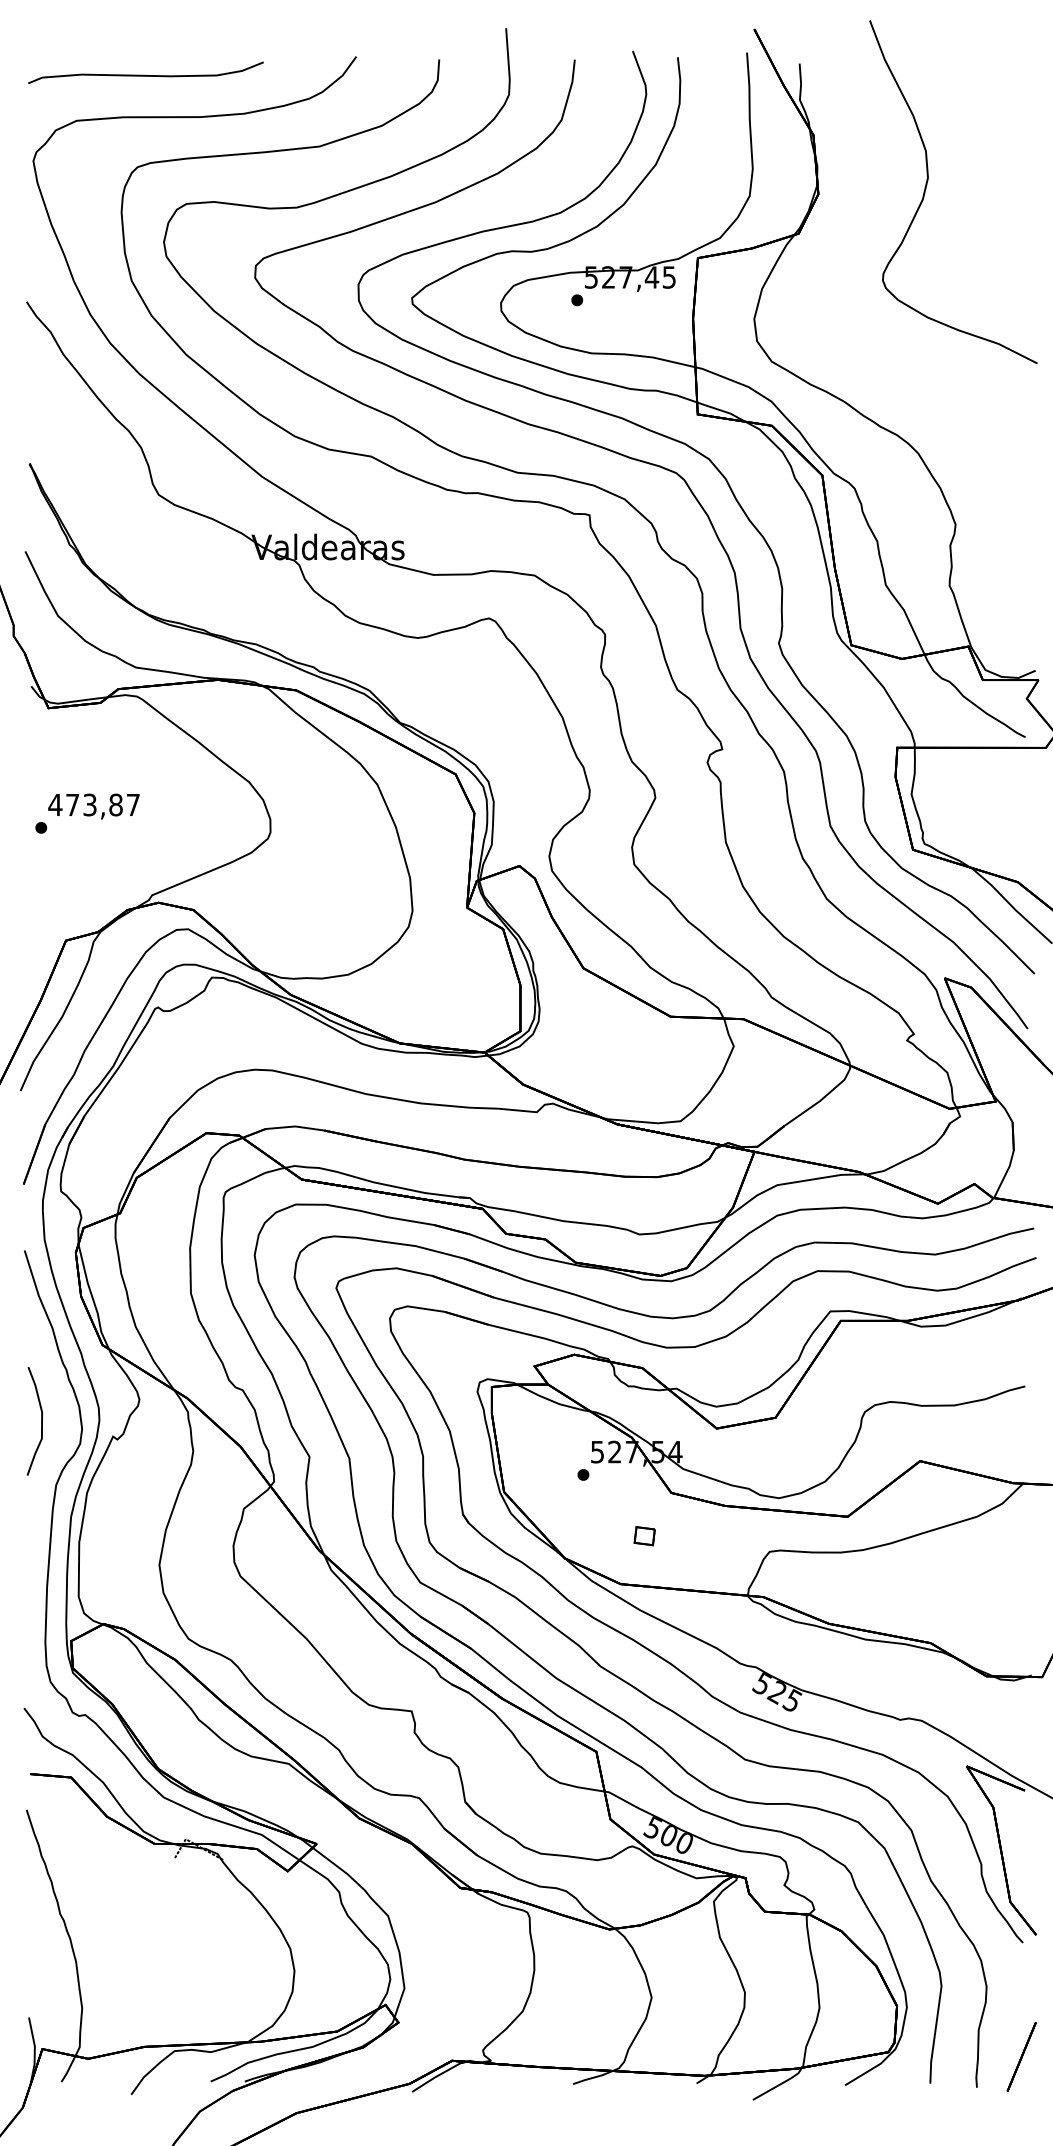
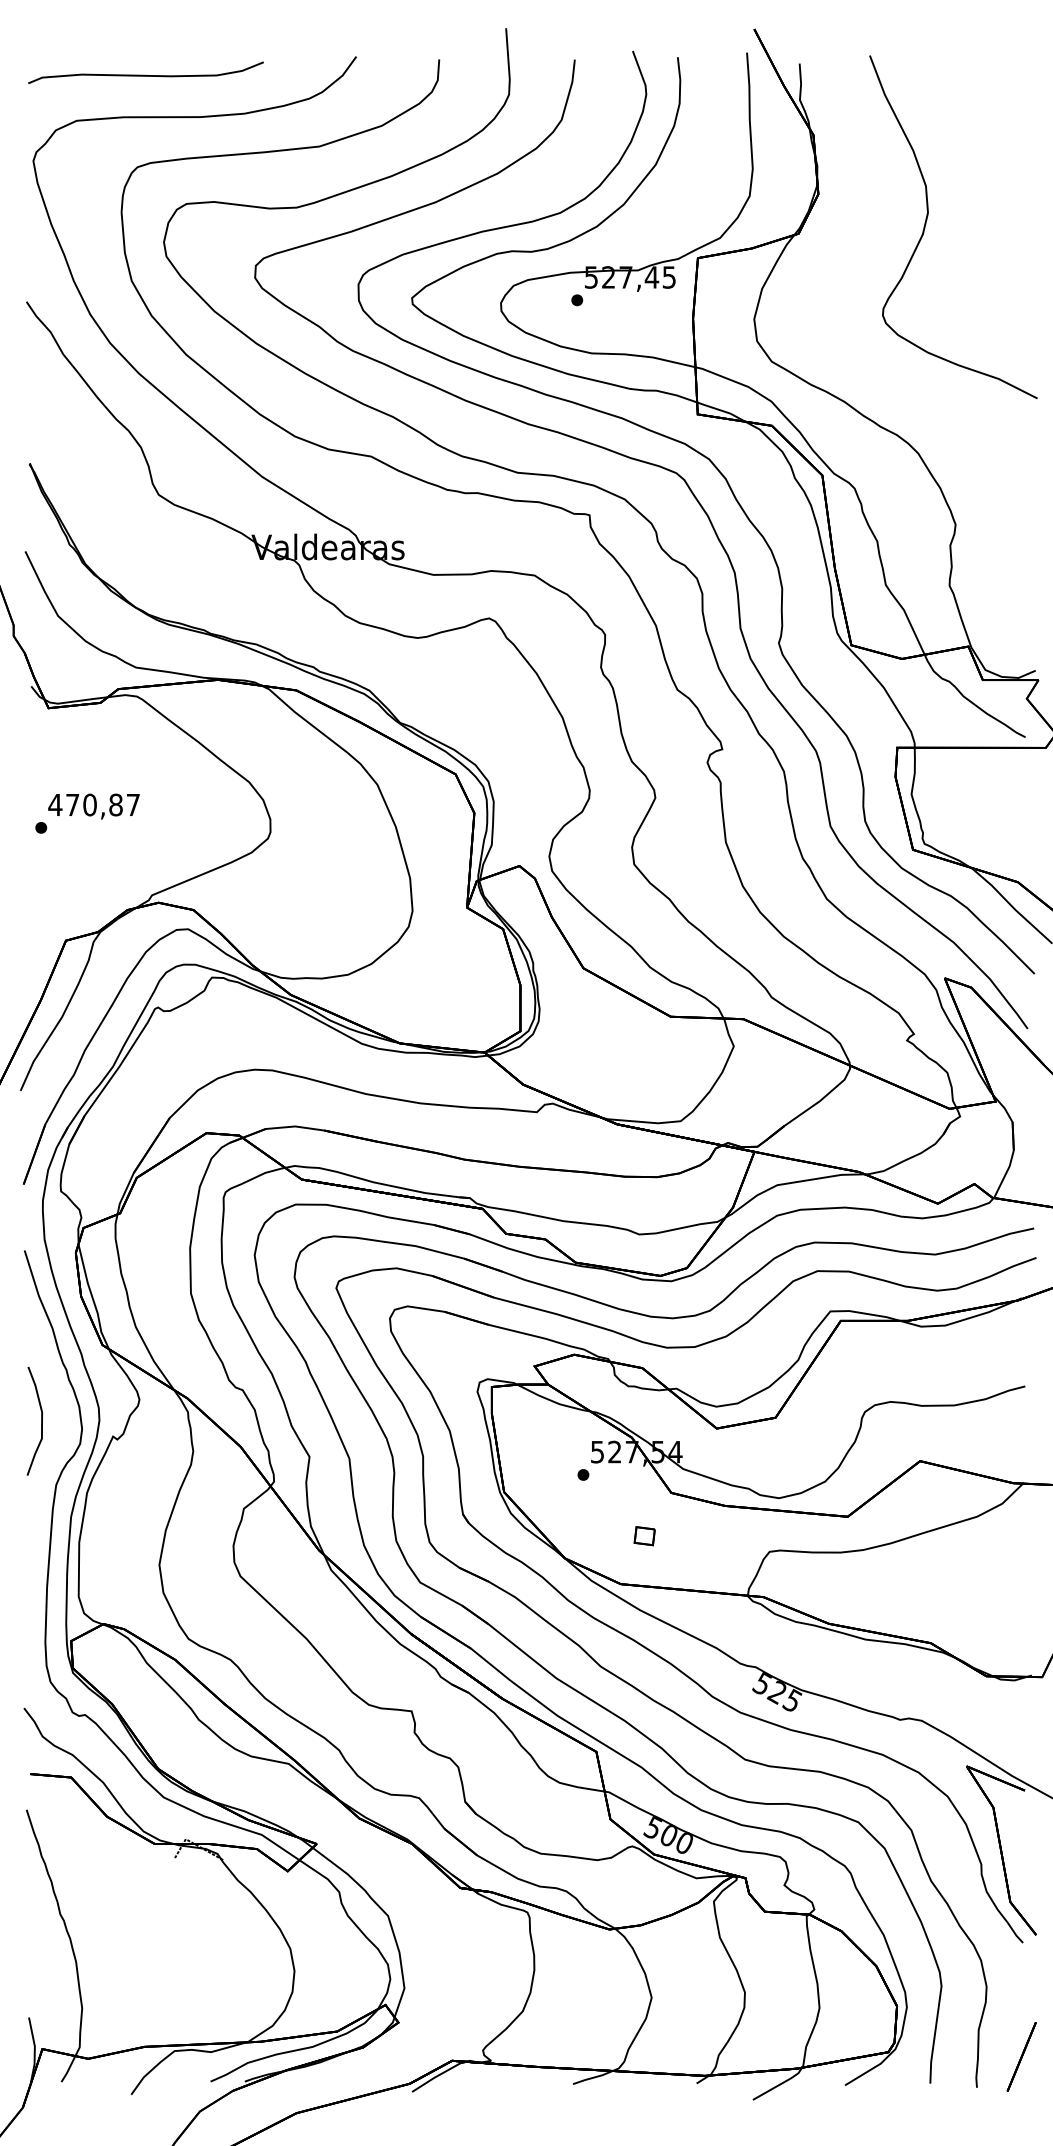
curve position: (927, 185) -> (927, 220) (927, 220)
text: 473,87 -> 470,87 (89, 804)
